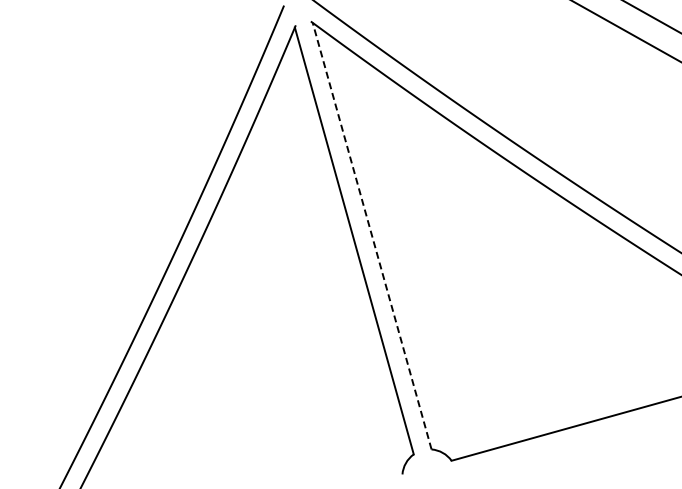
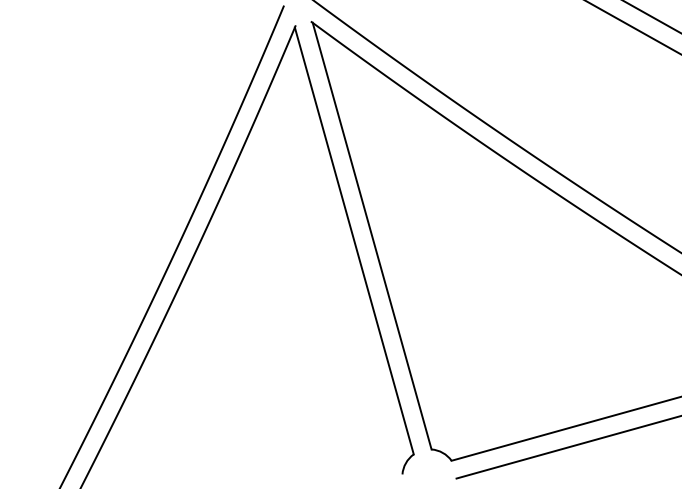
line position: (626, 31) -> (633, 27) (633, 27)
line: dashed -> solid (372, 235)
line: none -> present (567, 447)
